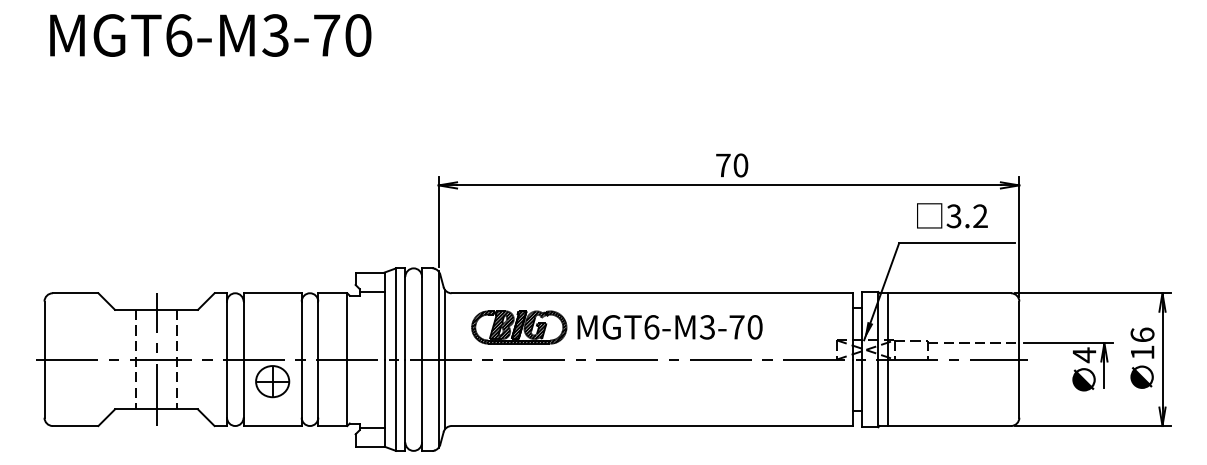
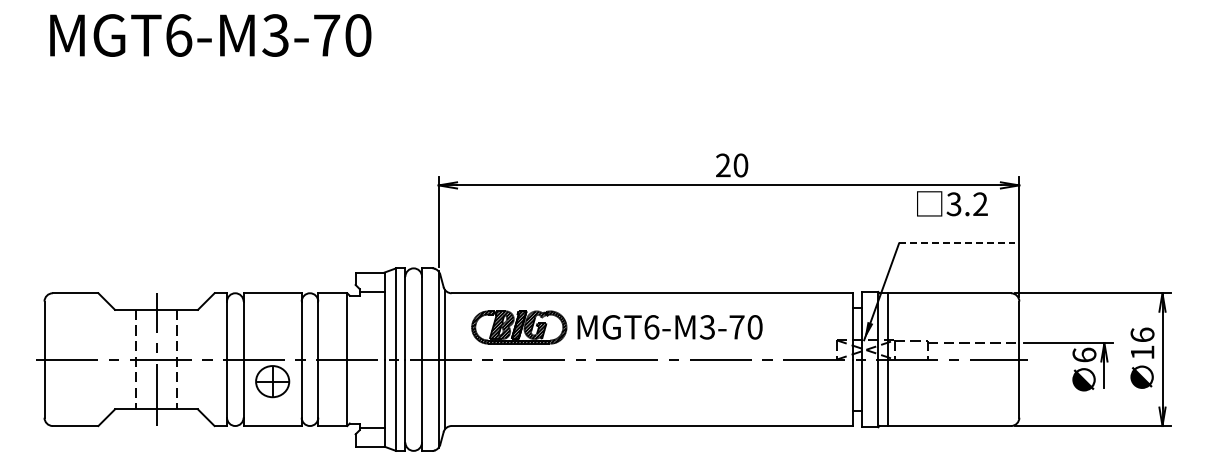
text: 70 -> 20 (723, 165)
text position: (952, 215) -> (952, 203) (952, 203)
line: solid -> dashed (956, 243)
text: 4 -> 6 (1084, 355)
